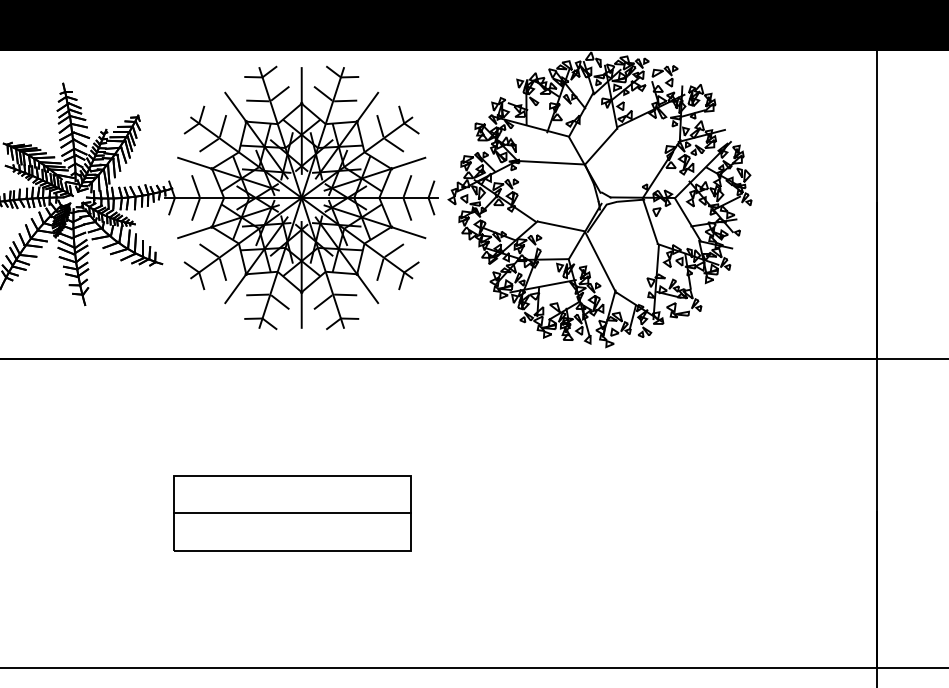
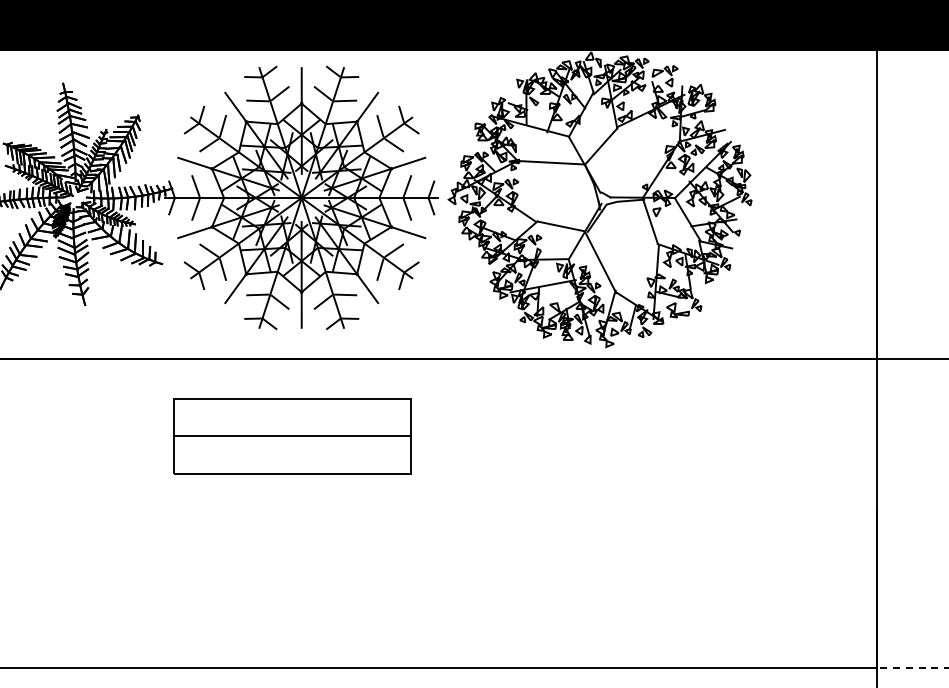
part position: (292, 513) -> (292, 436) (292, 436)
line: solid -> dashed (912, 668)
